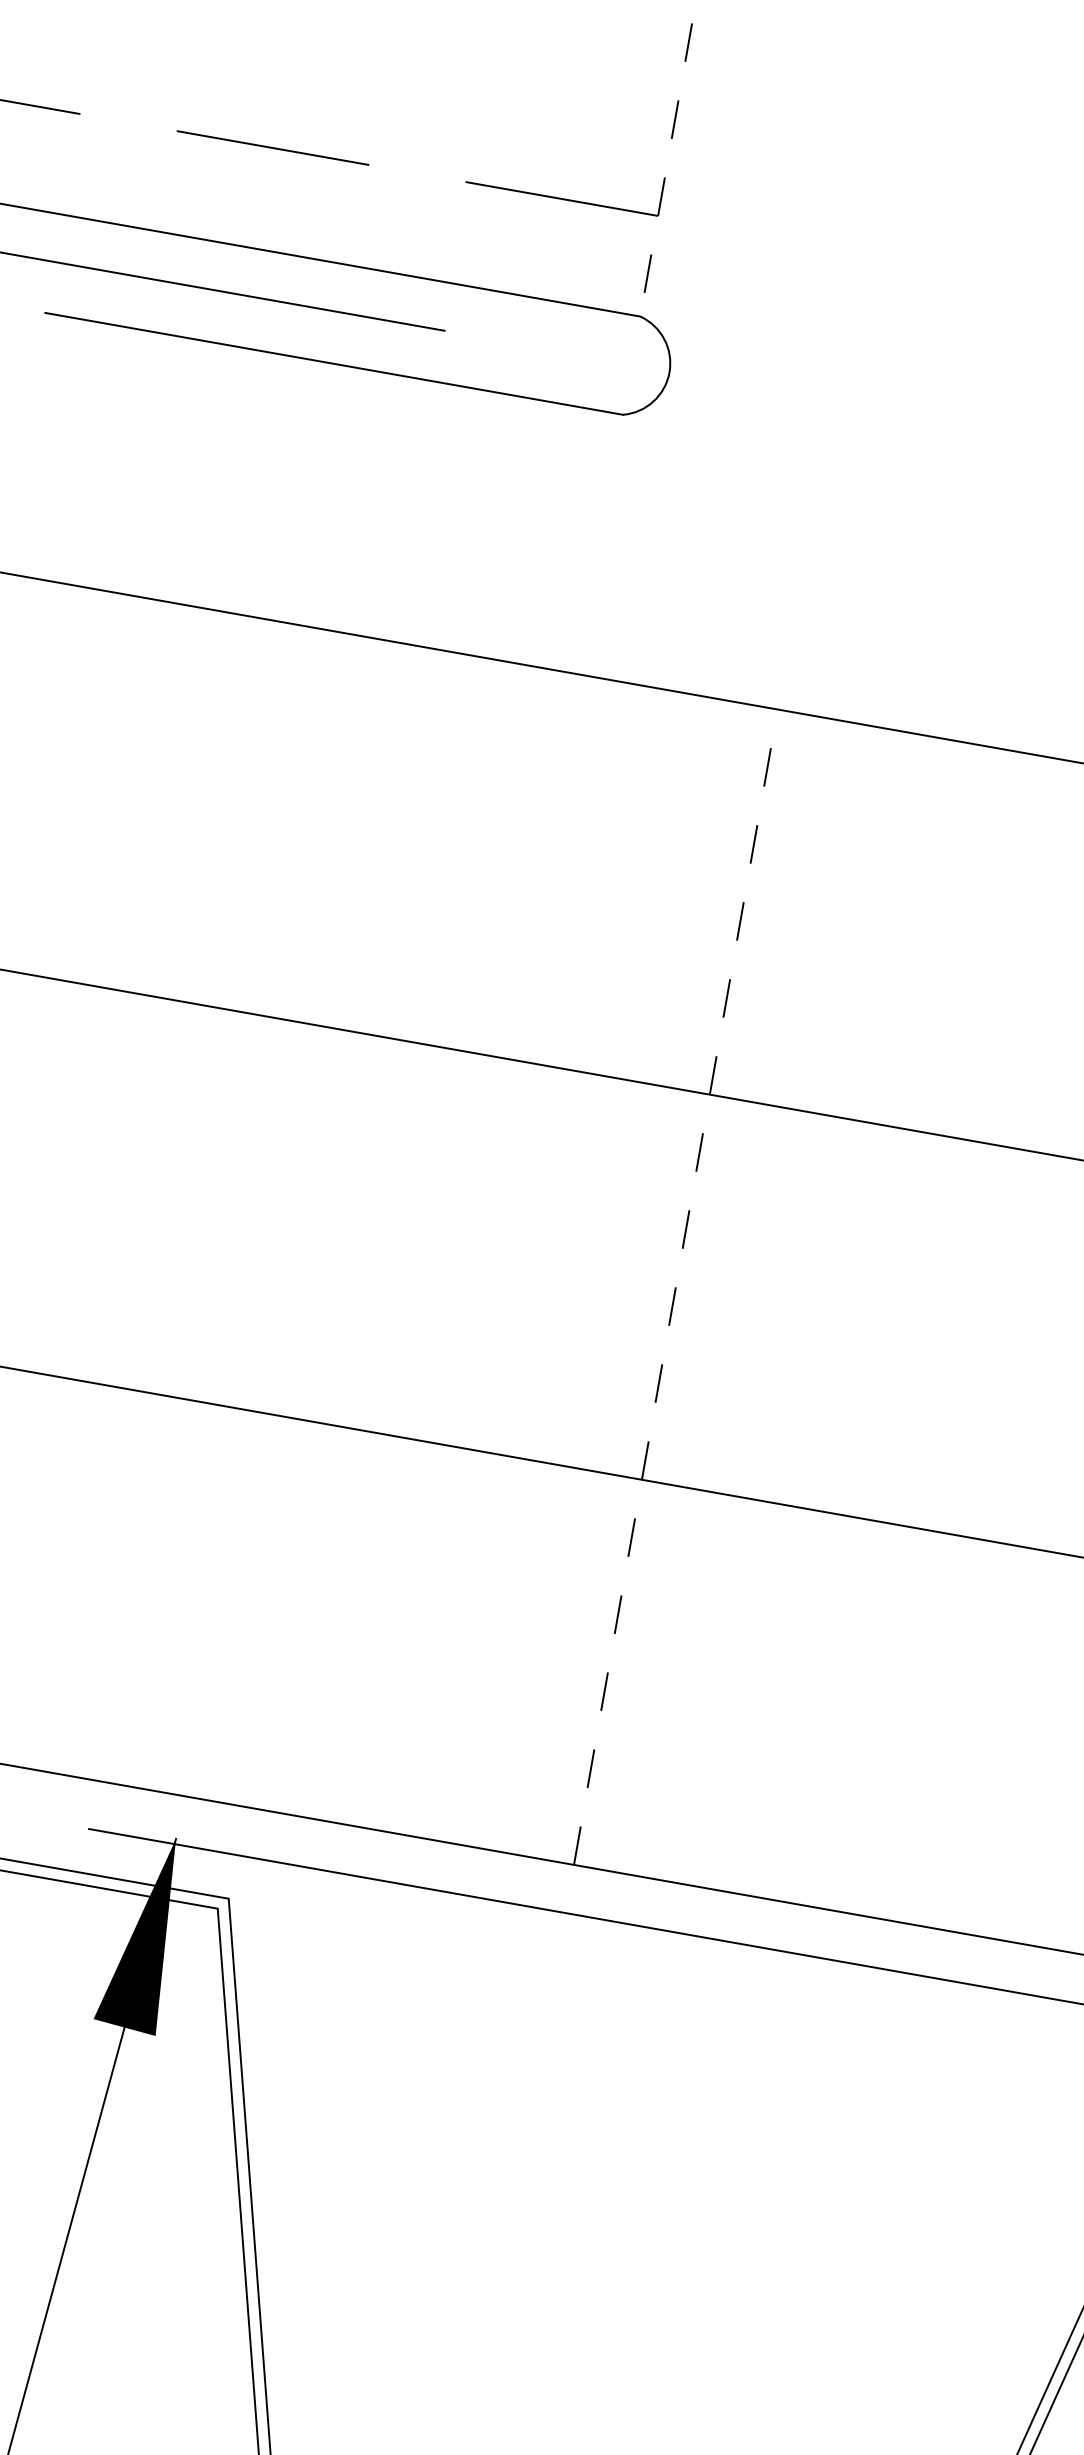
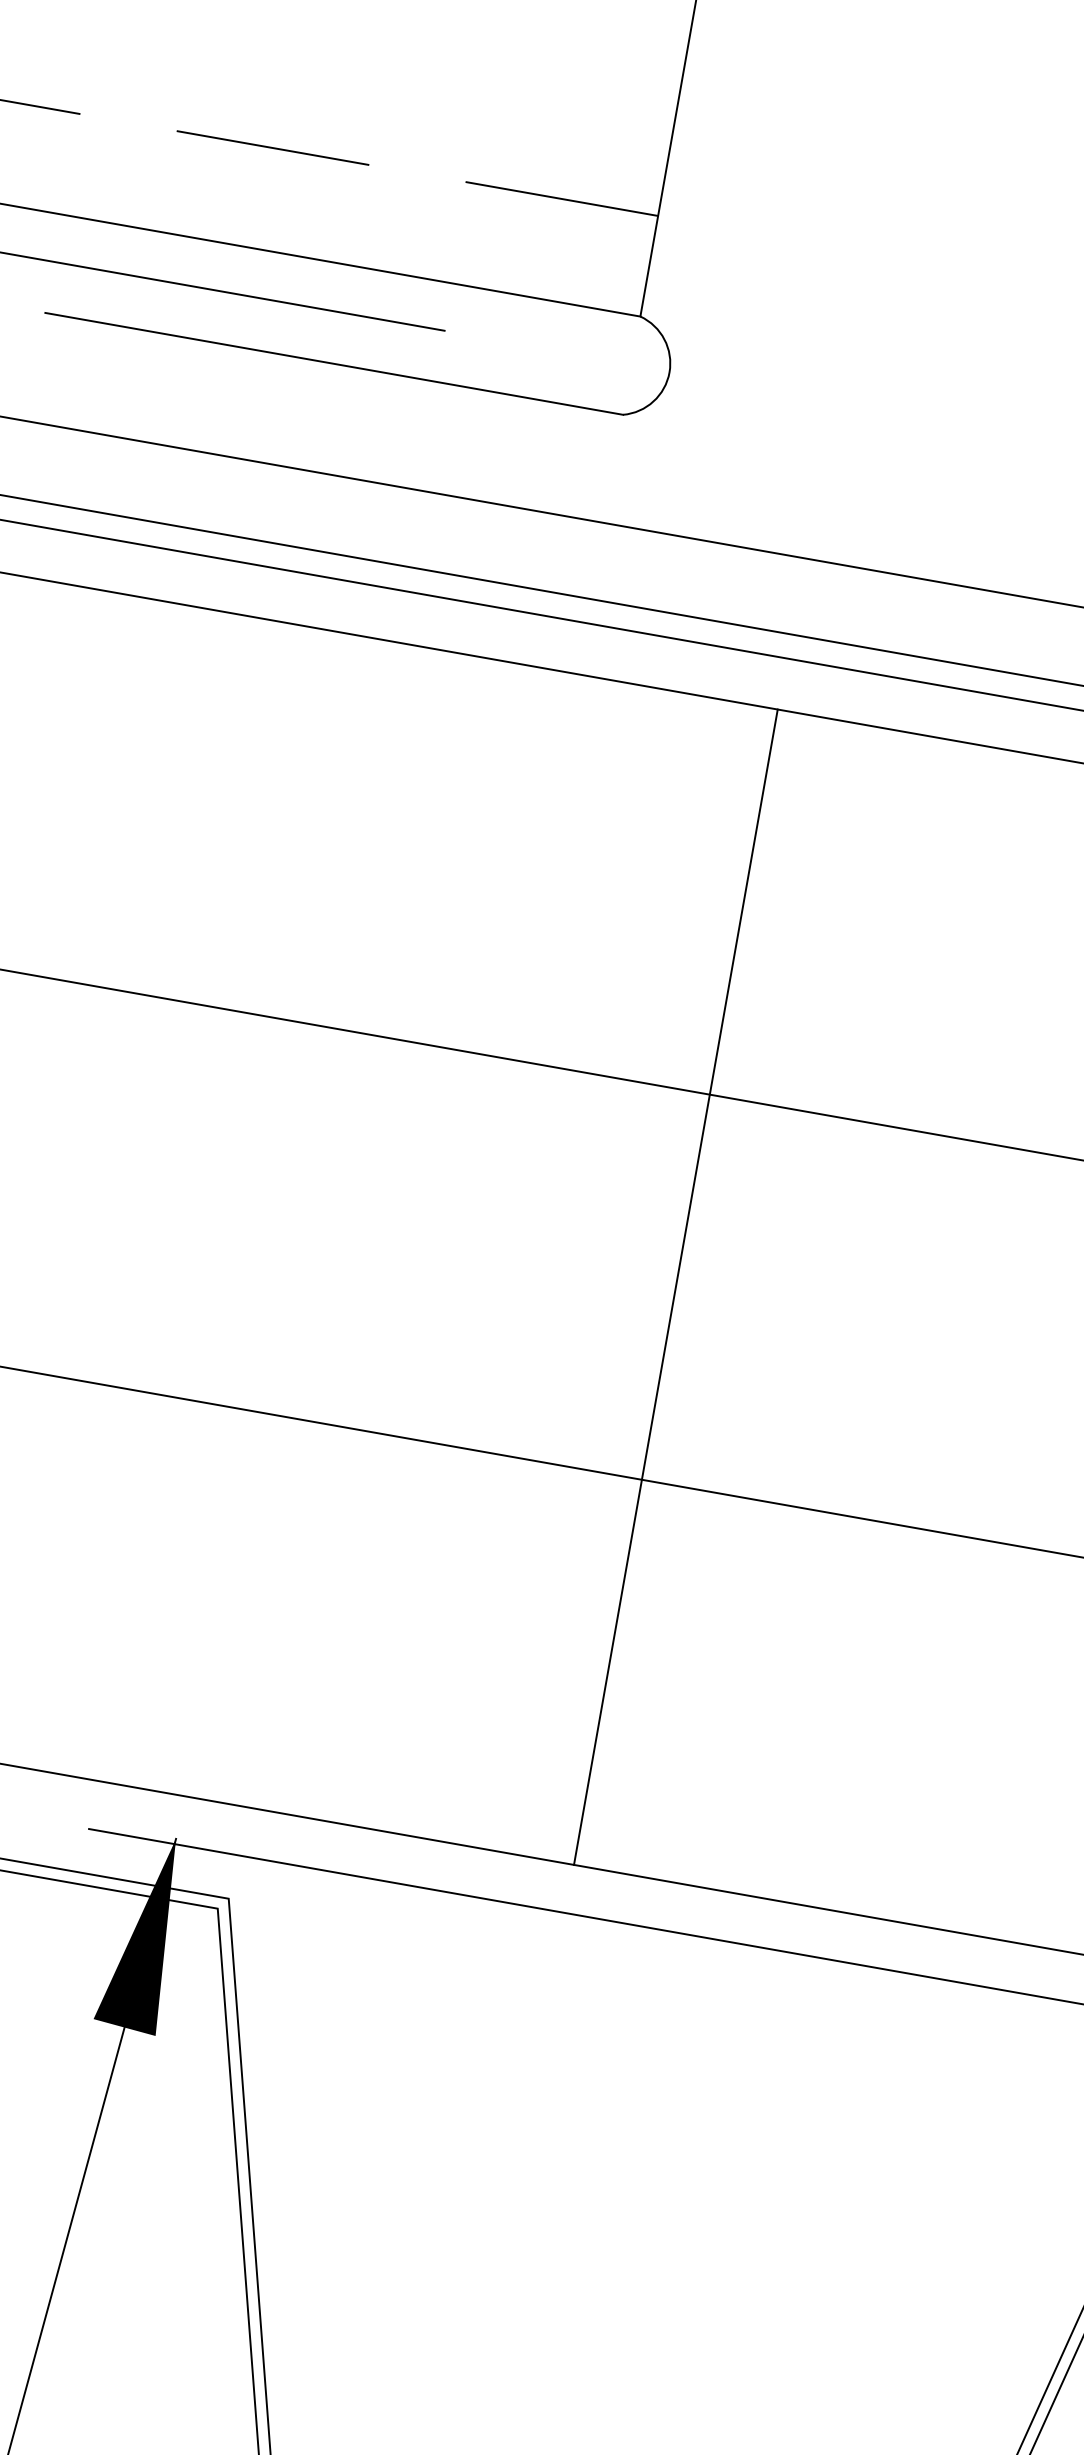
line: dashed -> solid (668, 159)
line: none -> present (541, 511)
line: none -> present (541, 590)
line: none -> present (541, 615)
line: dashed -> solid (675, 1287)
